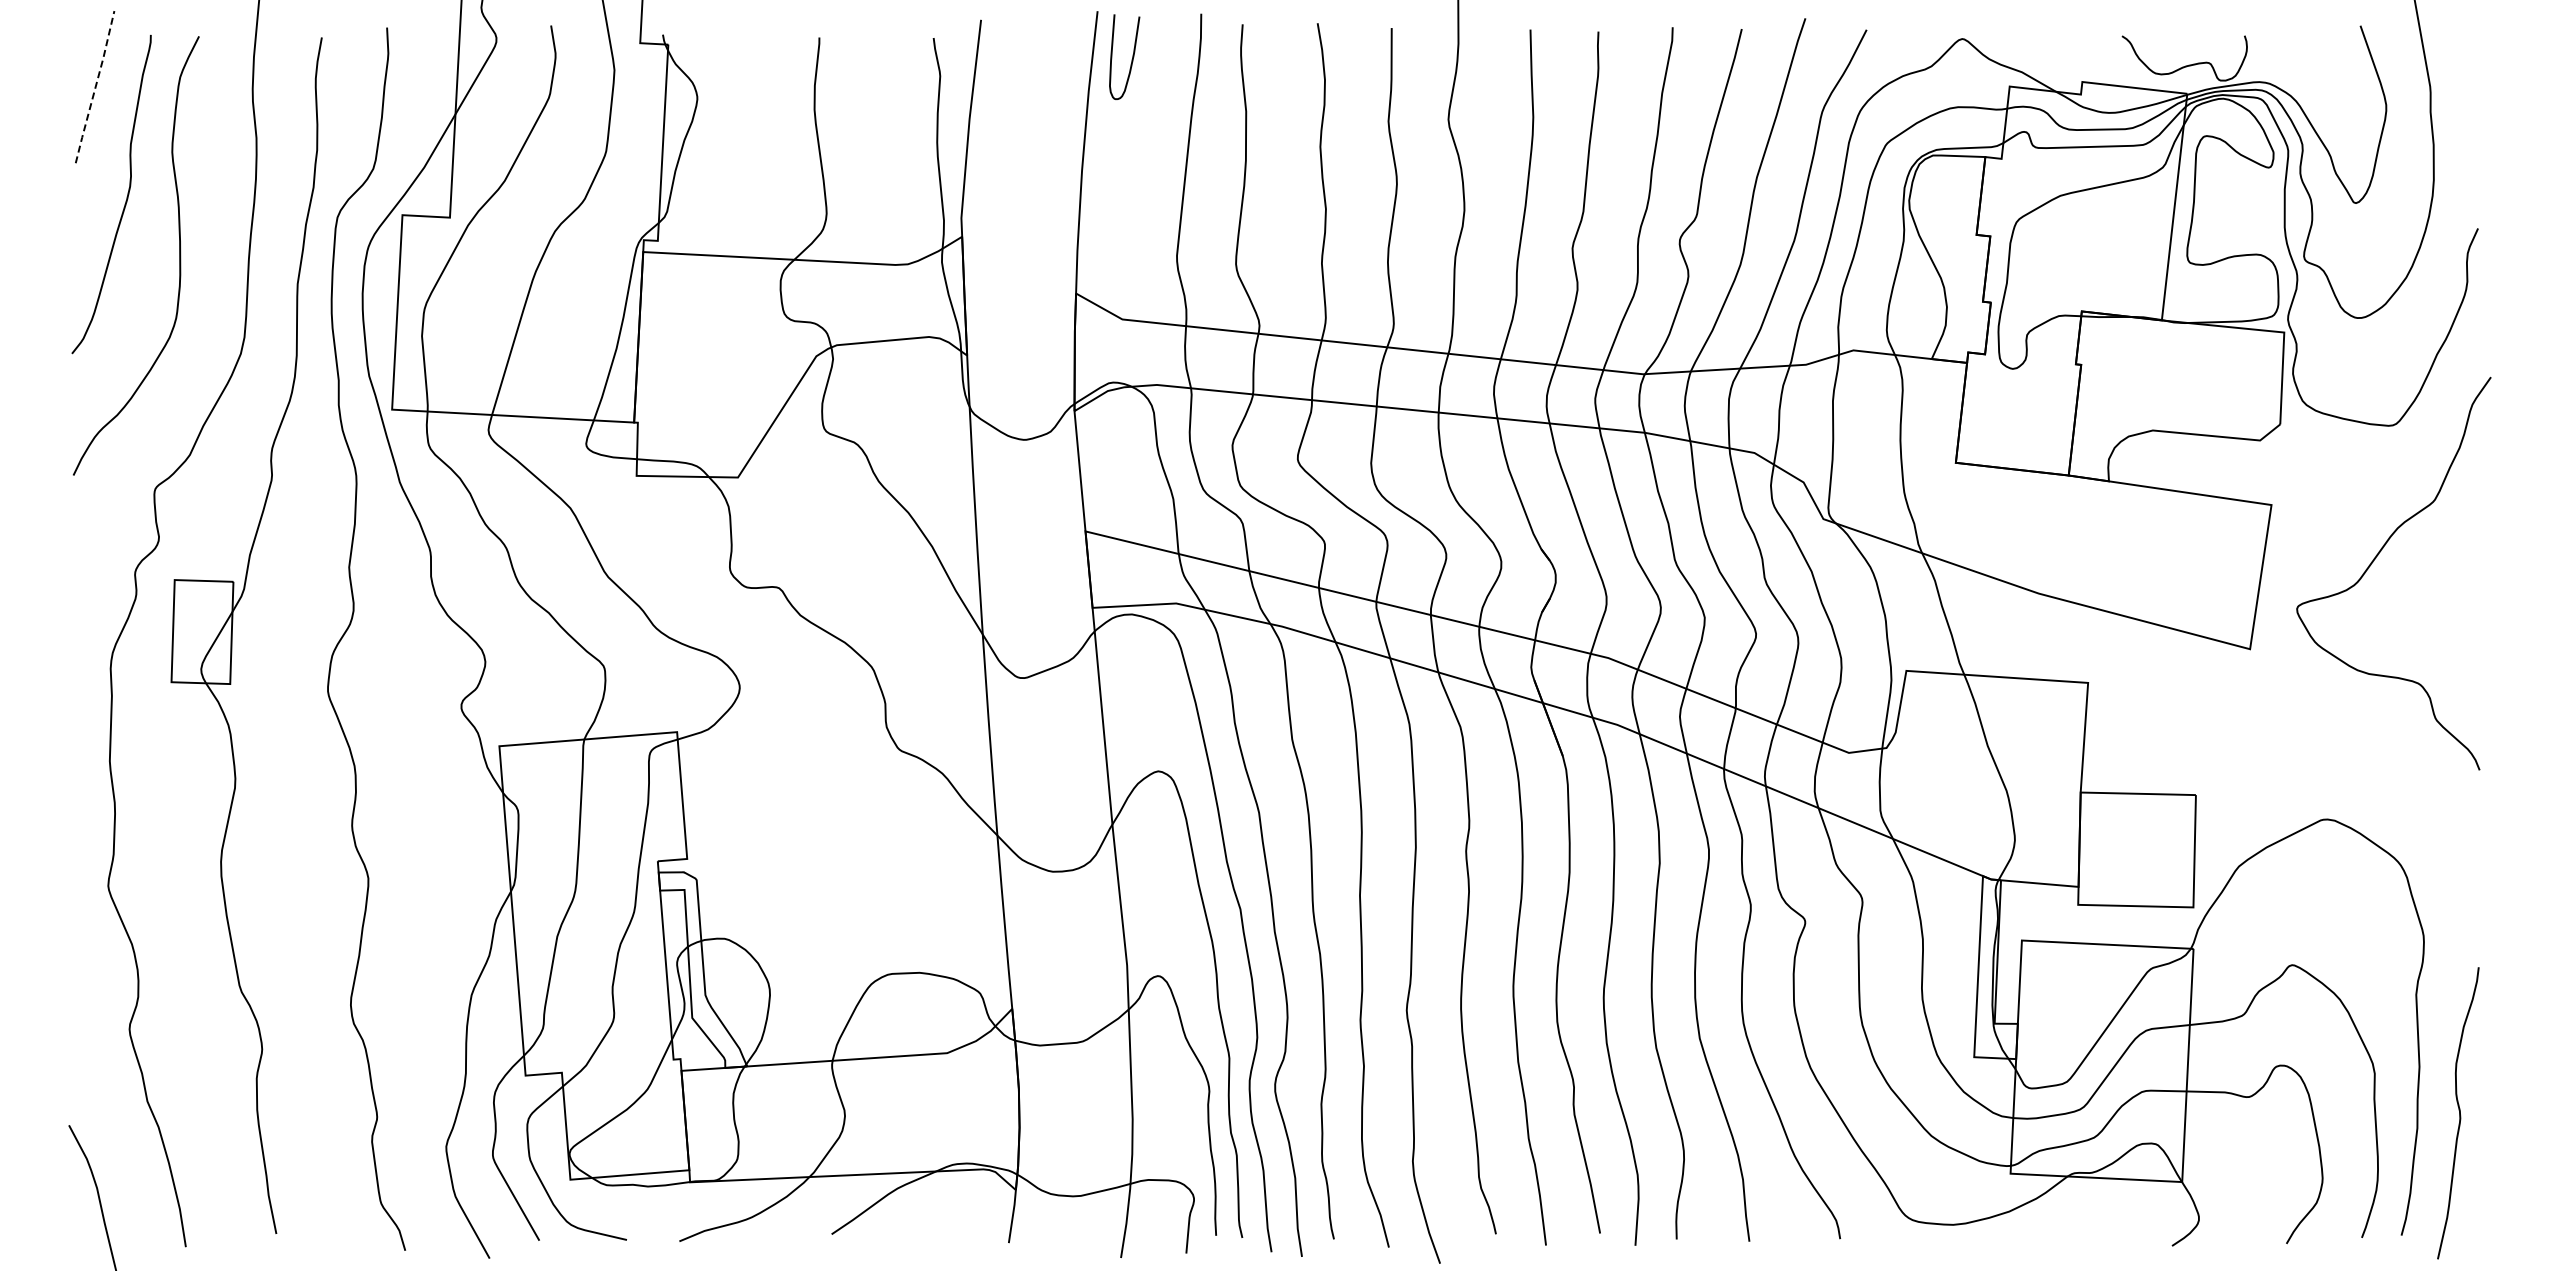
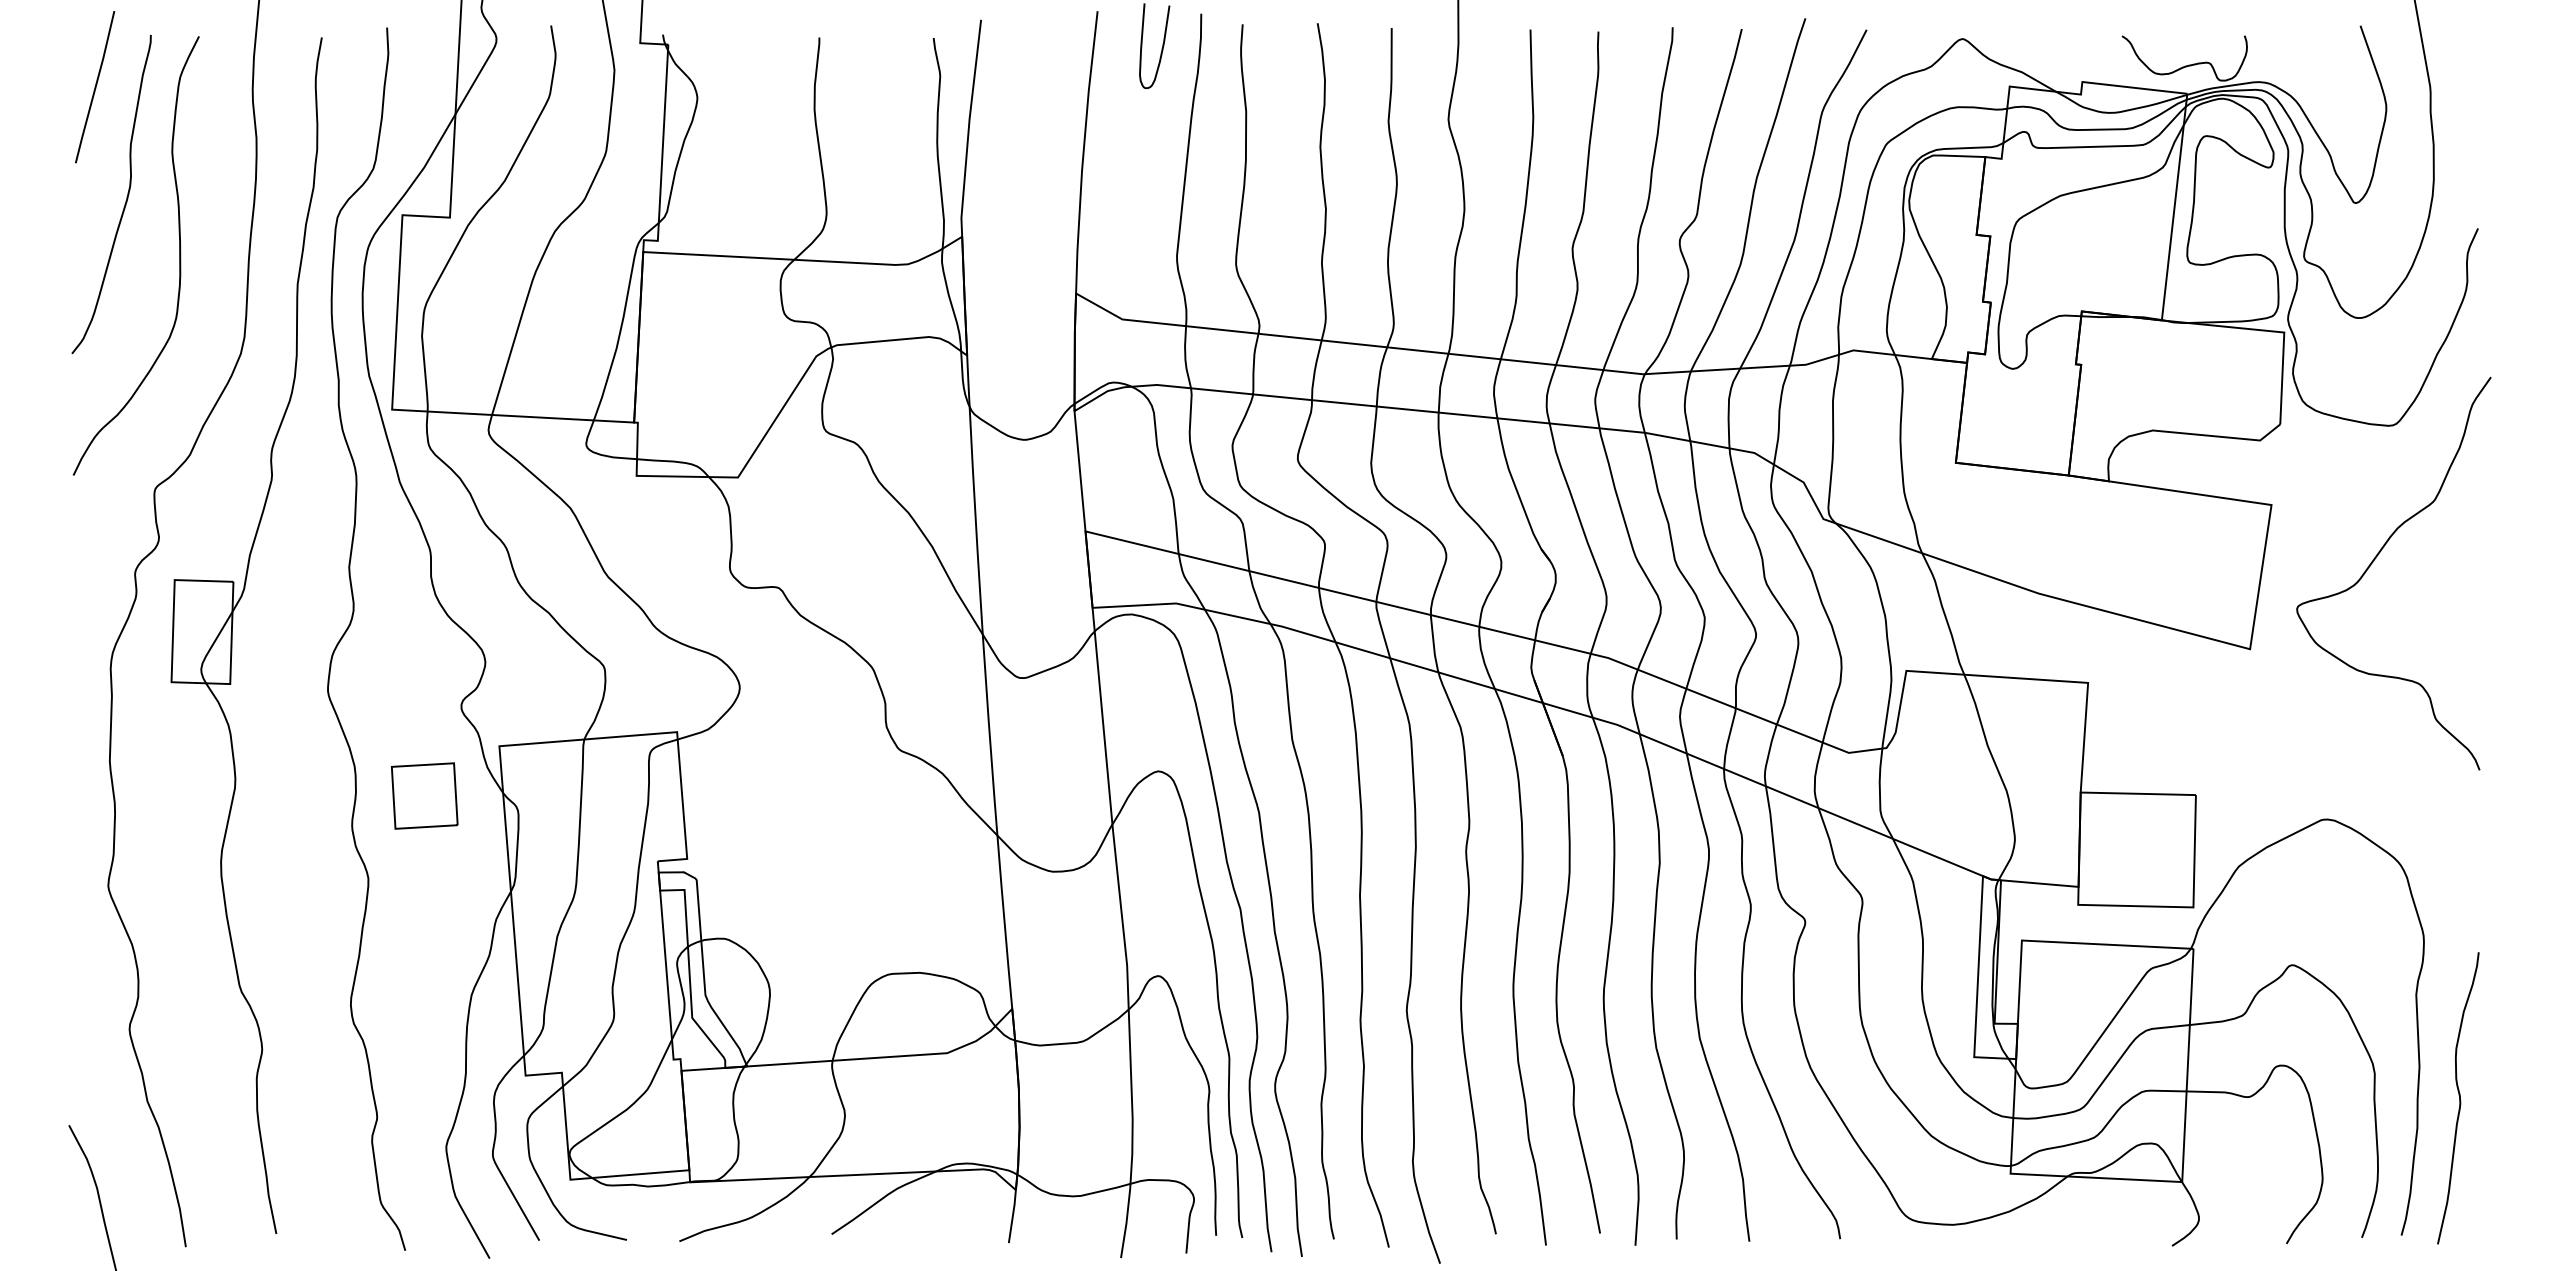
curve position: (1131, 59) -> (1161, 48) (1161, 48)
line: dashed -> solid (95, 87)
part: none -> present (424, 795)
curve position: (2459, 1113) -> (2459, 1098) (2459, 1098)
